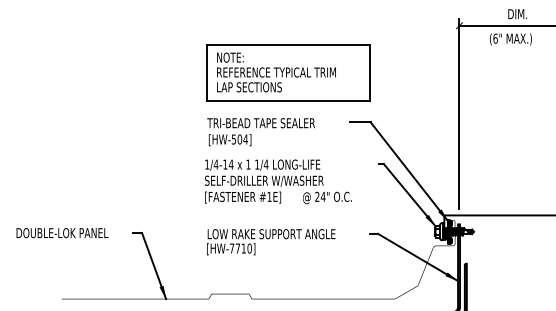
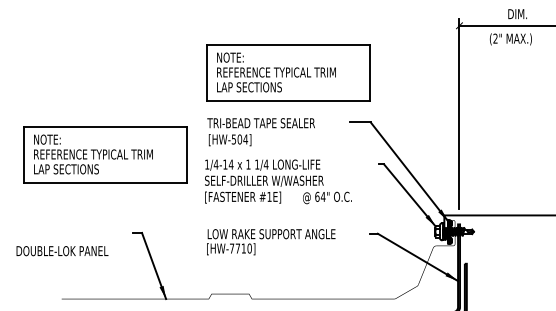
text: (6" -> (2" (495, 38)
part: none -> present (105, 154)
text: 24" -> 64" (317, 196)
text position: (62, 233) -> (62, 251) (62, 251)
